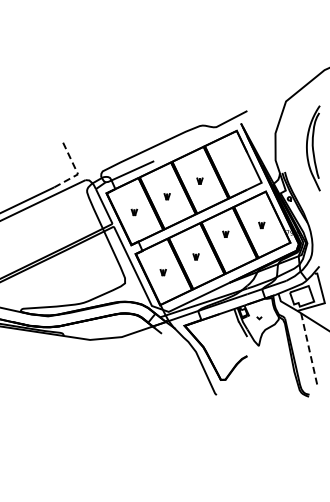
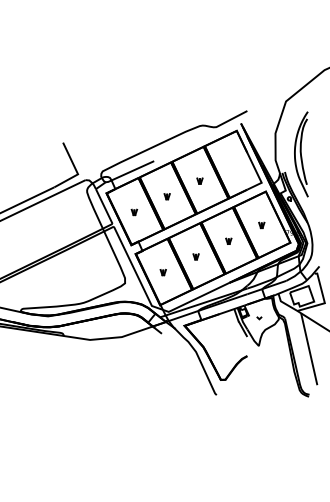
part position: (313, 148) -> (301, 154) (301, 154)
line: dashed -> solid (76, 170)
part position: (225, 233) -> (228, 240) (228, 240)
line: dashed -> solid (309, 349)
